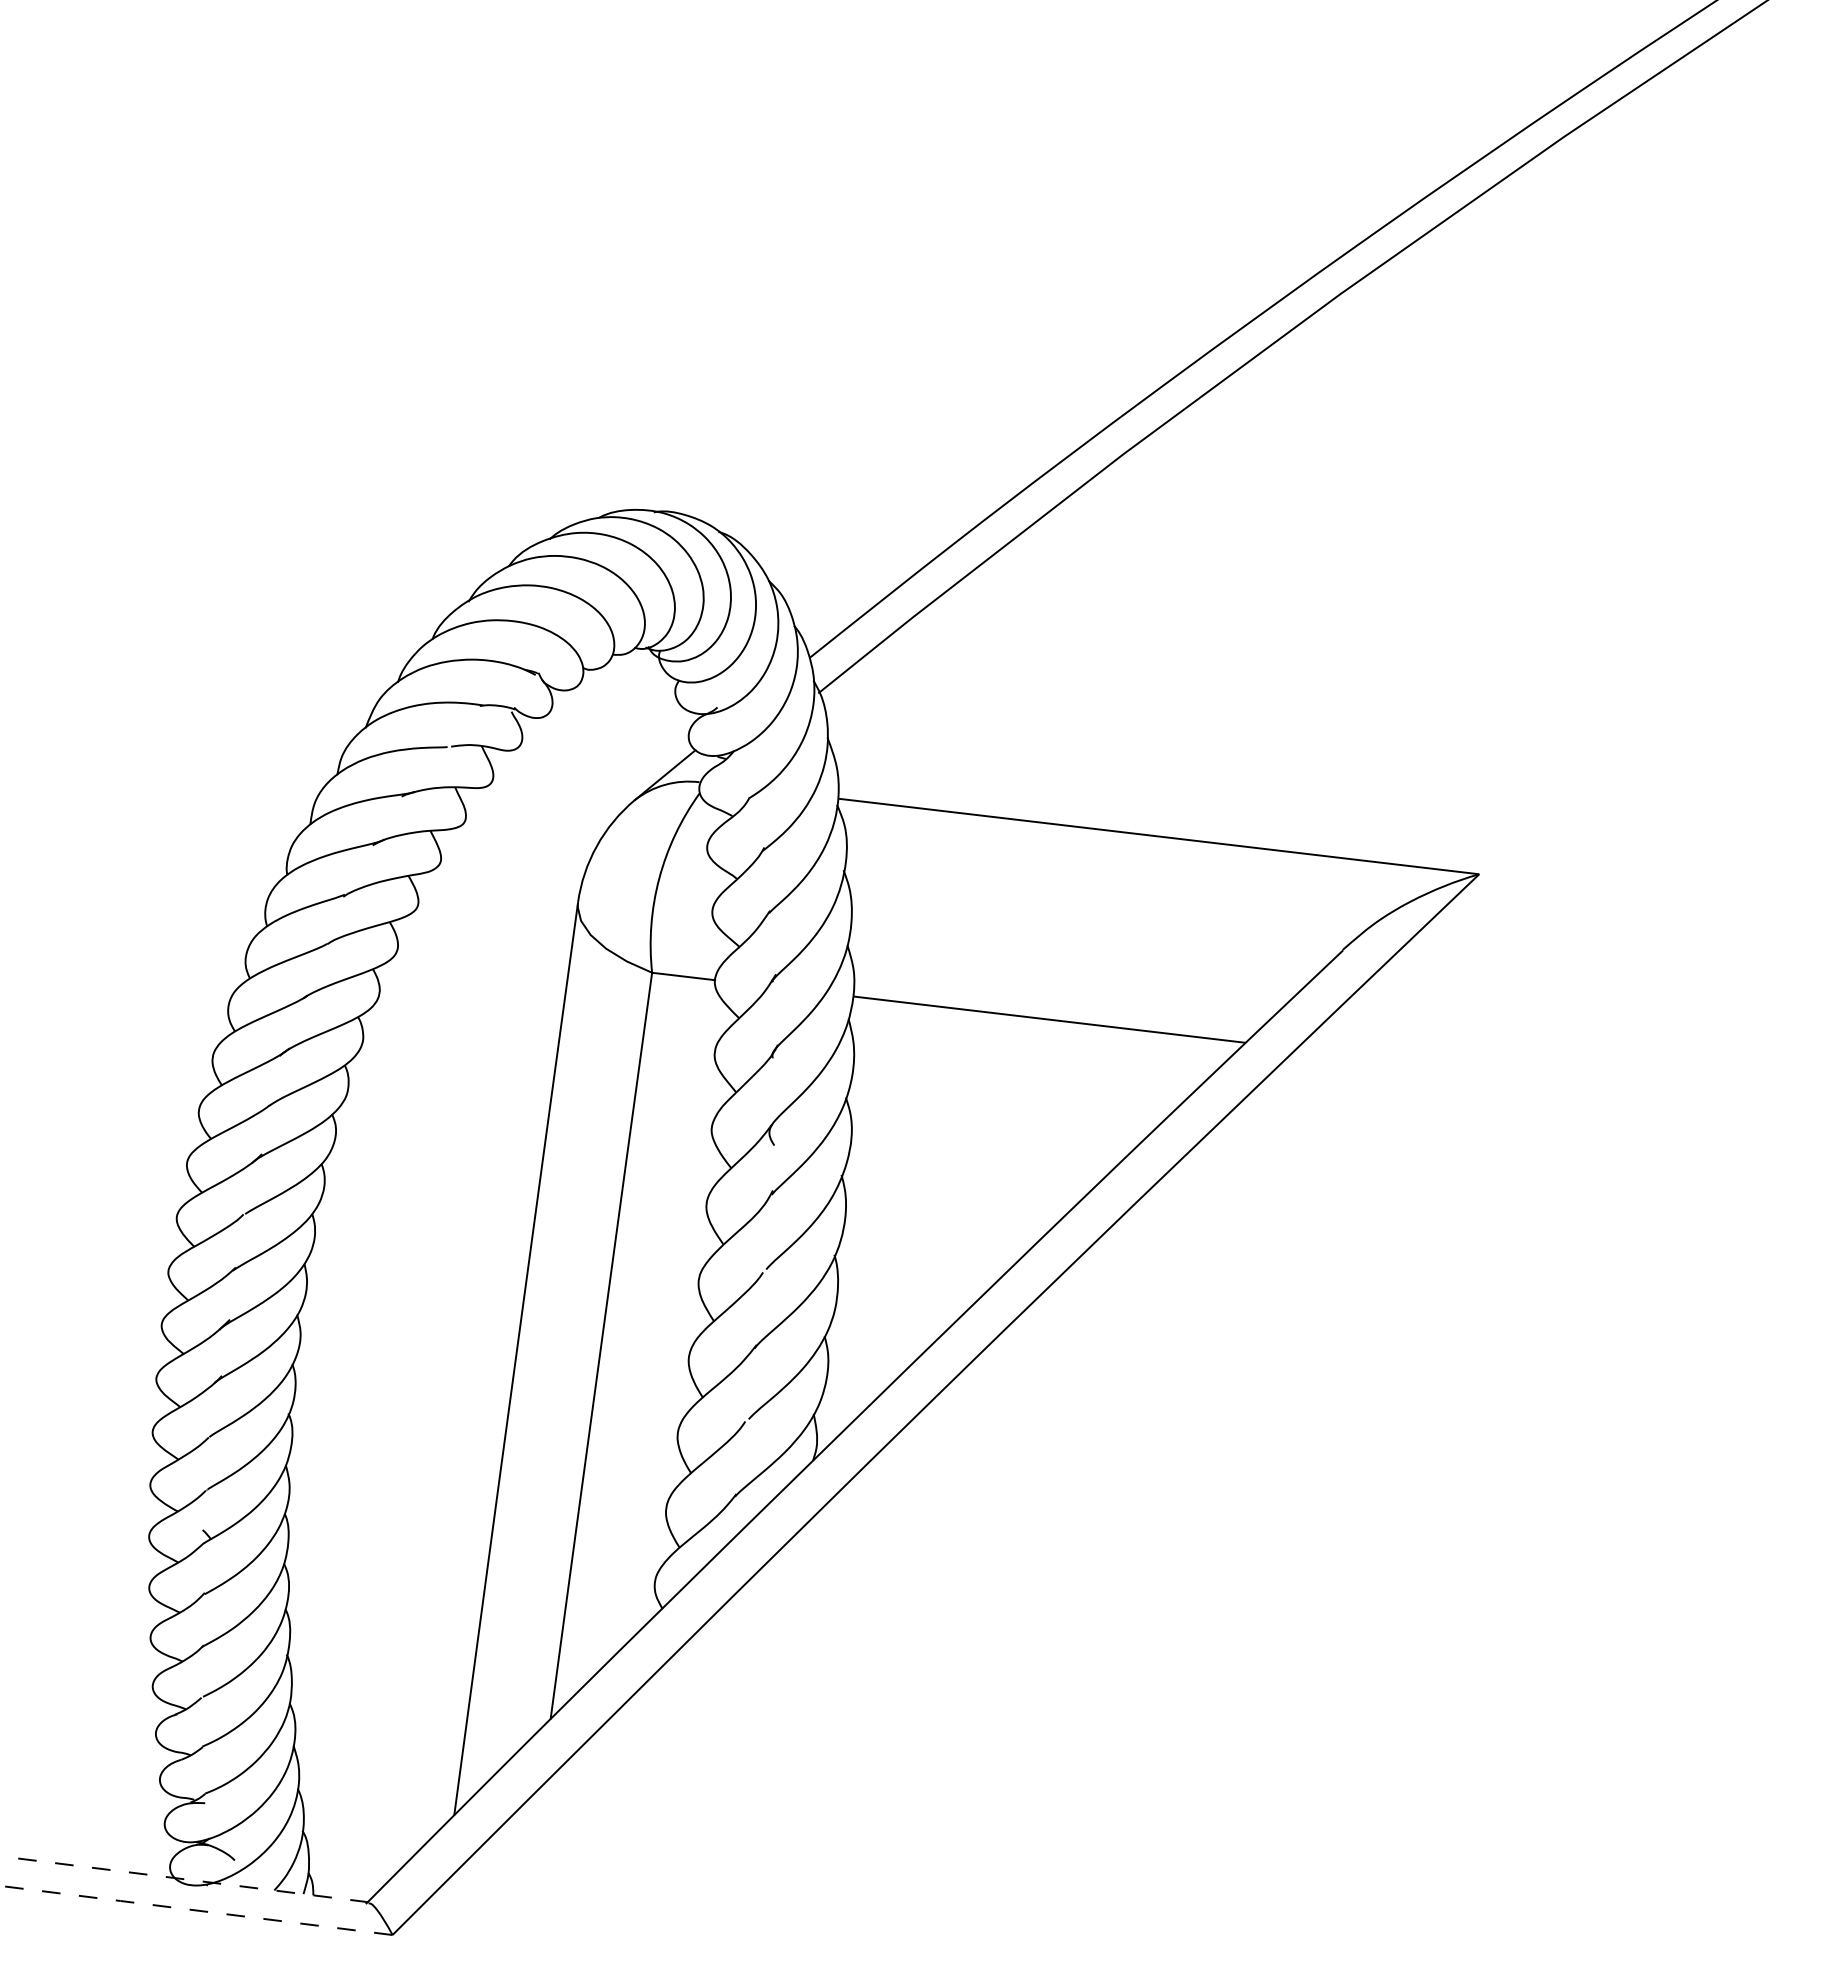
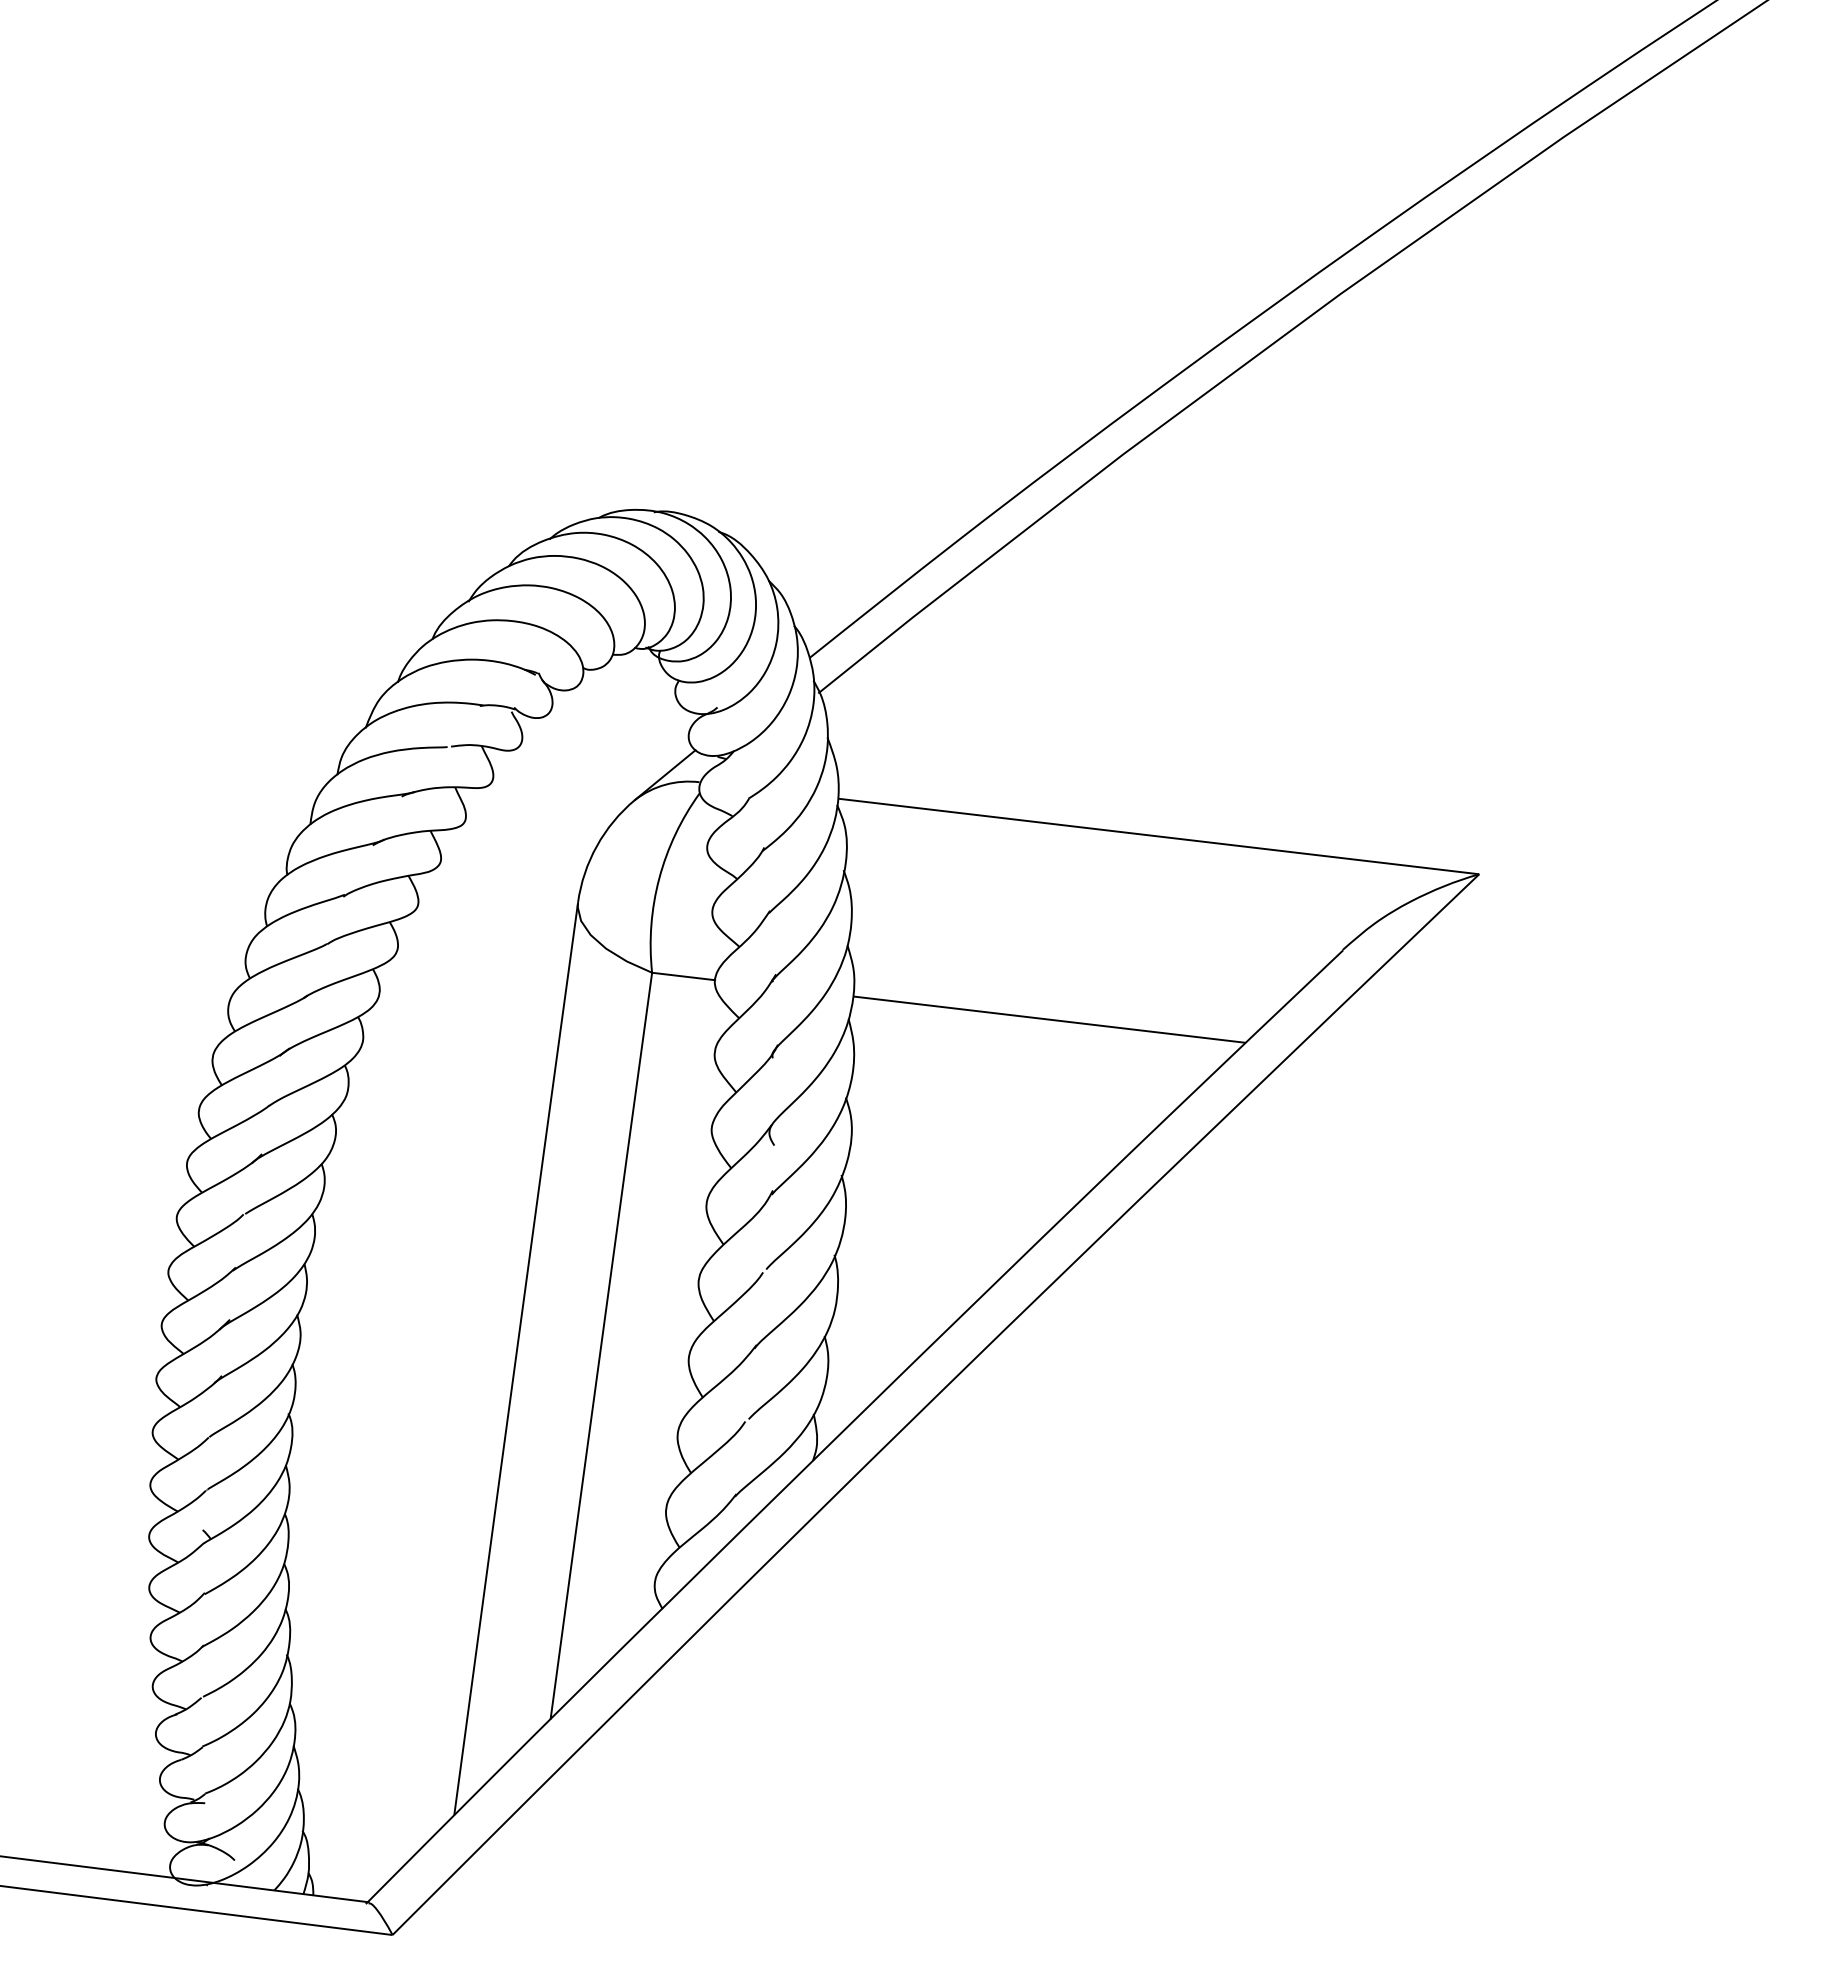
line: dashed -> solid (184, 1879)
line: dashed -> solid (195, 1910)
